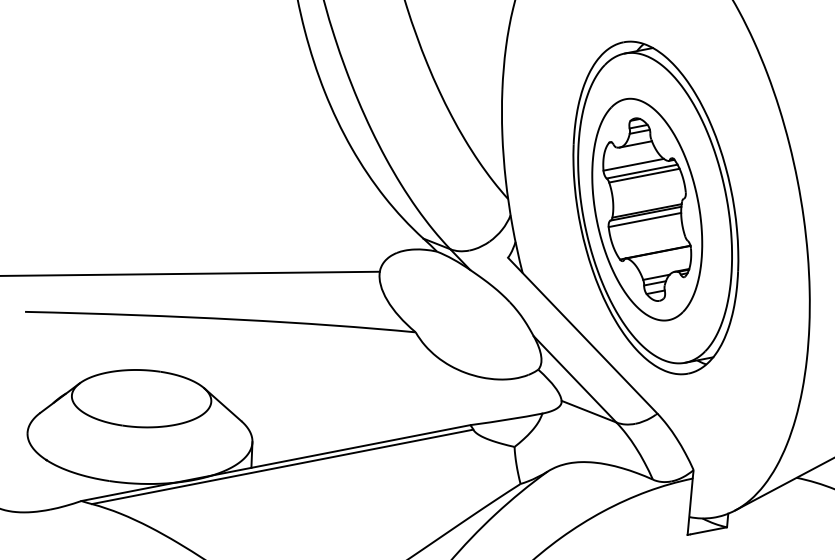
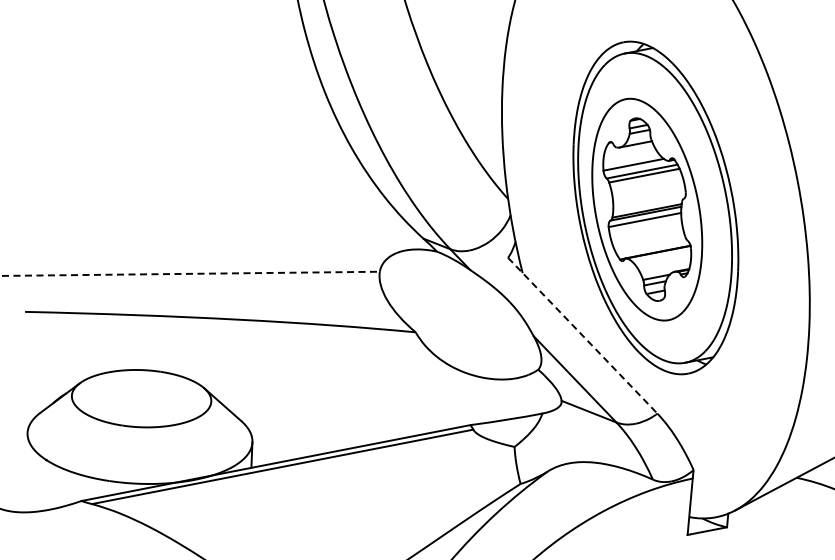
line: solid -> dashed (190, 273)
line: solid -> dashed (582, 335)
